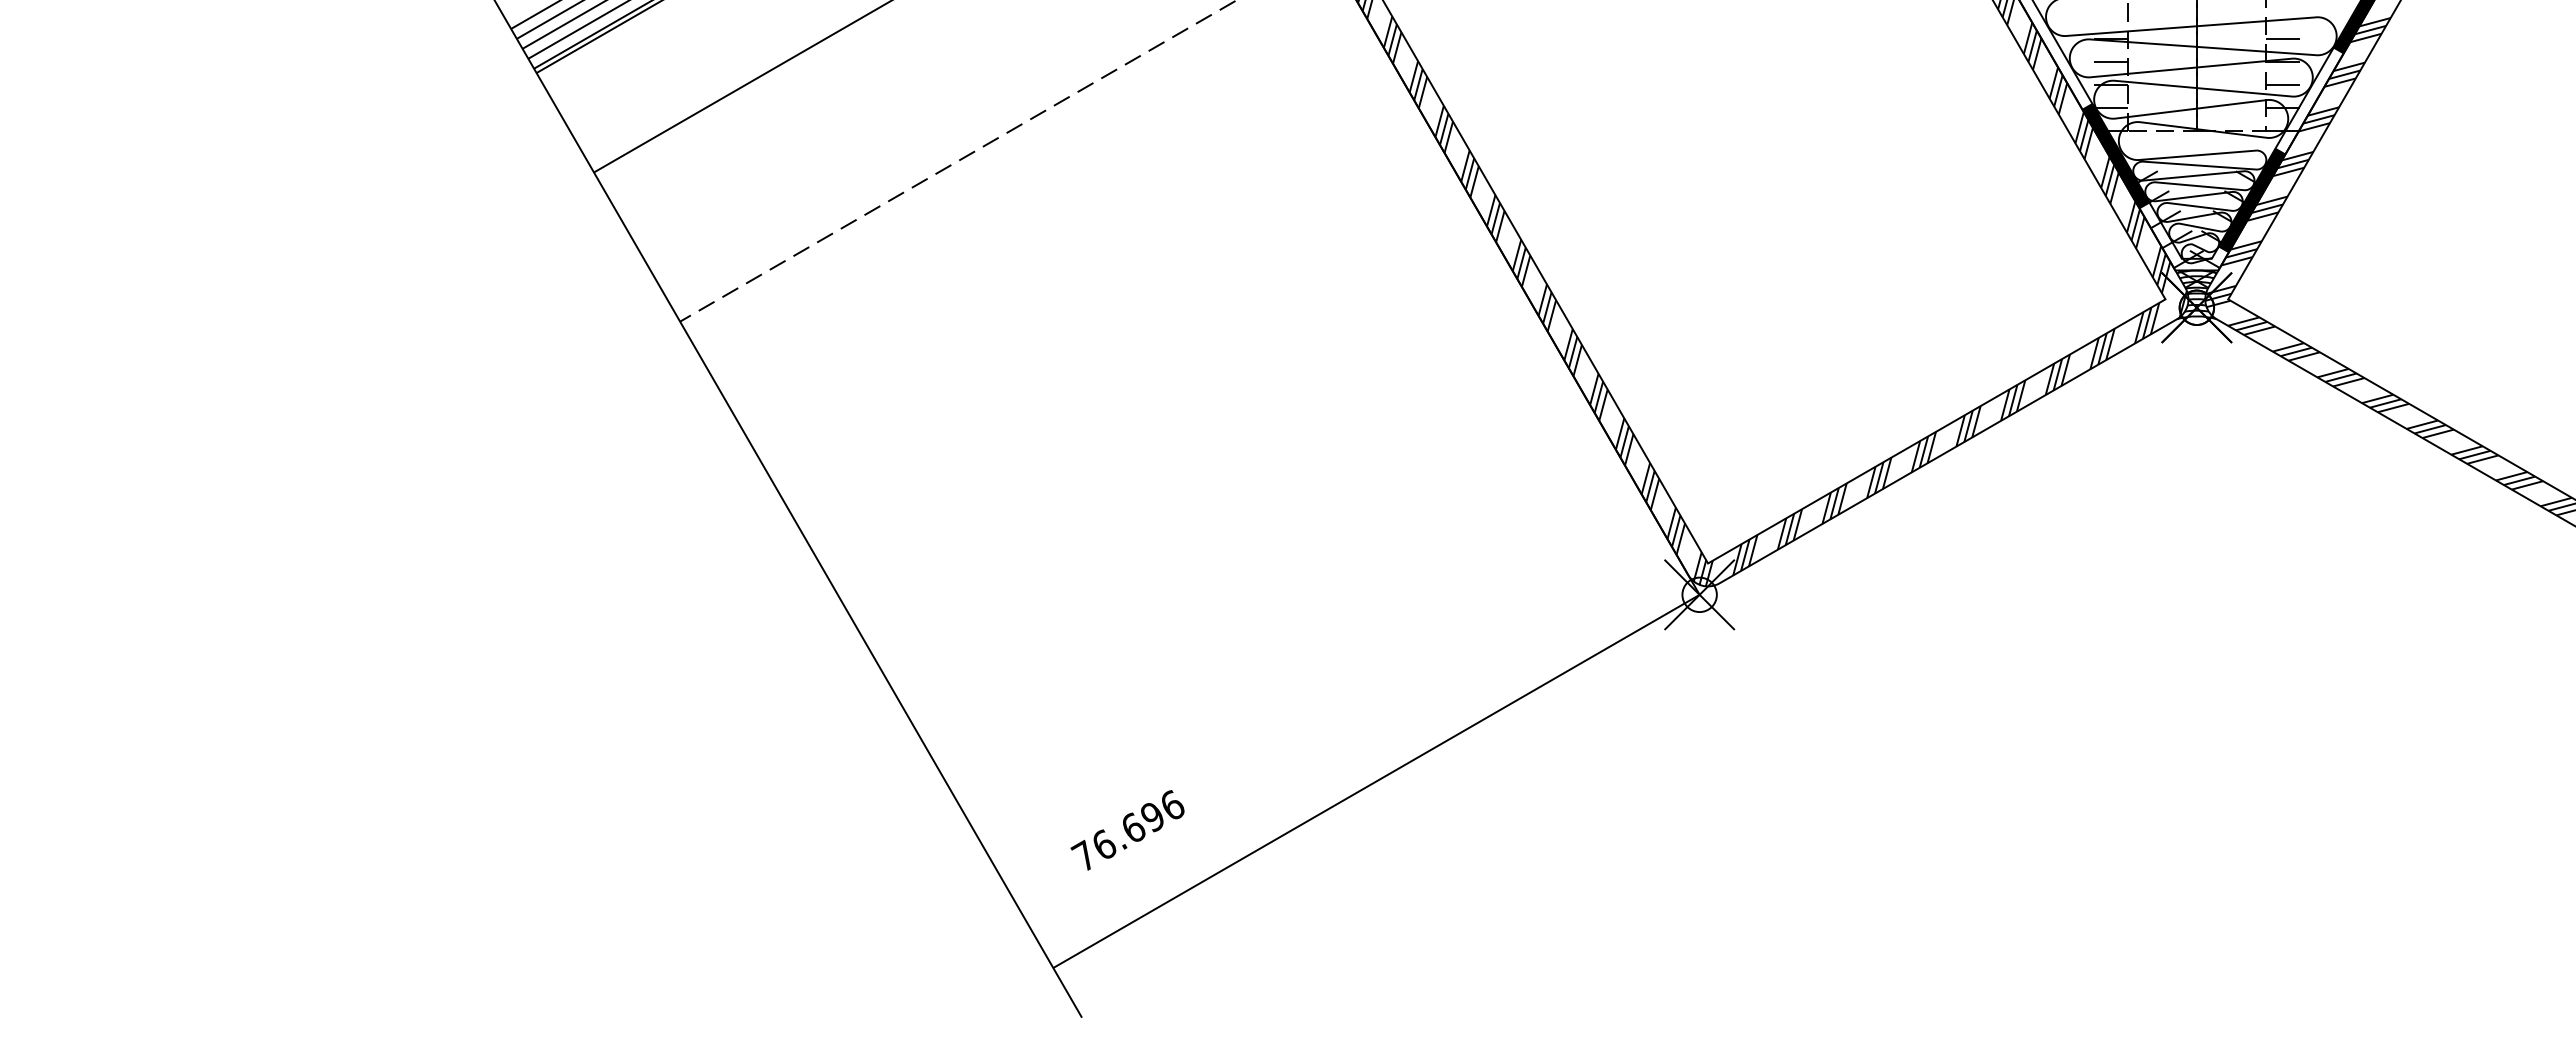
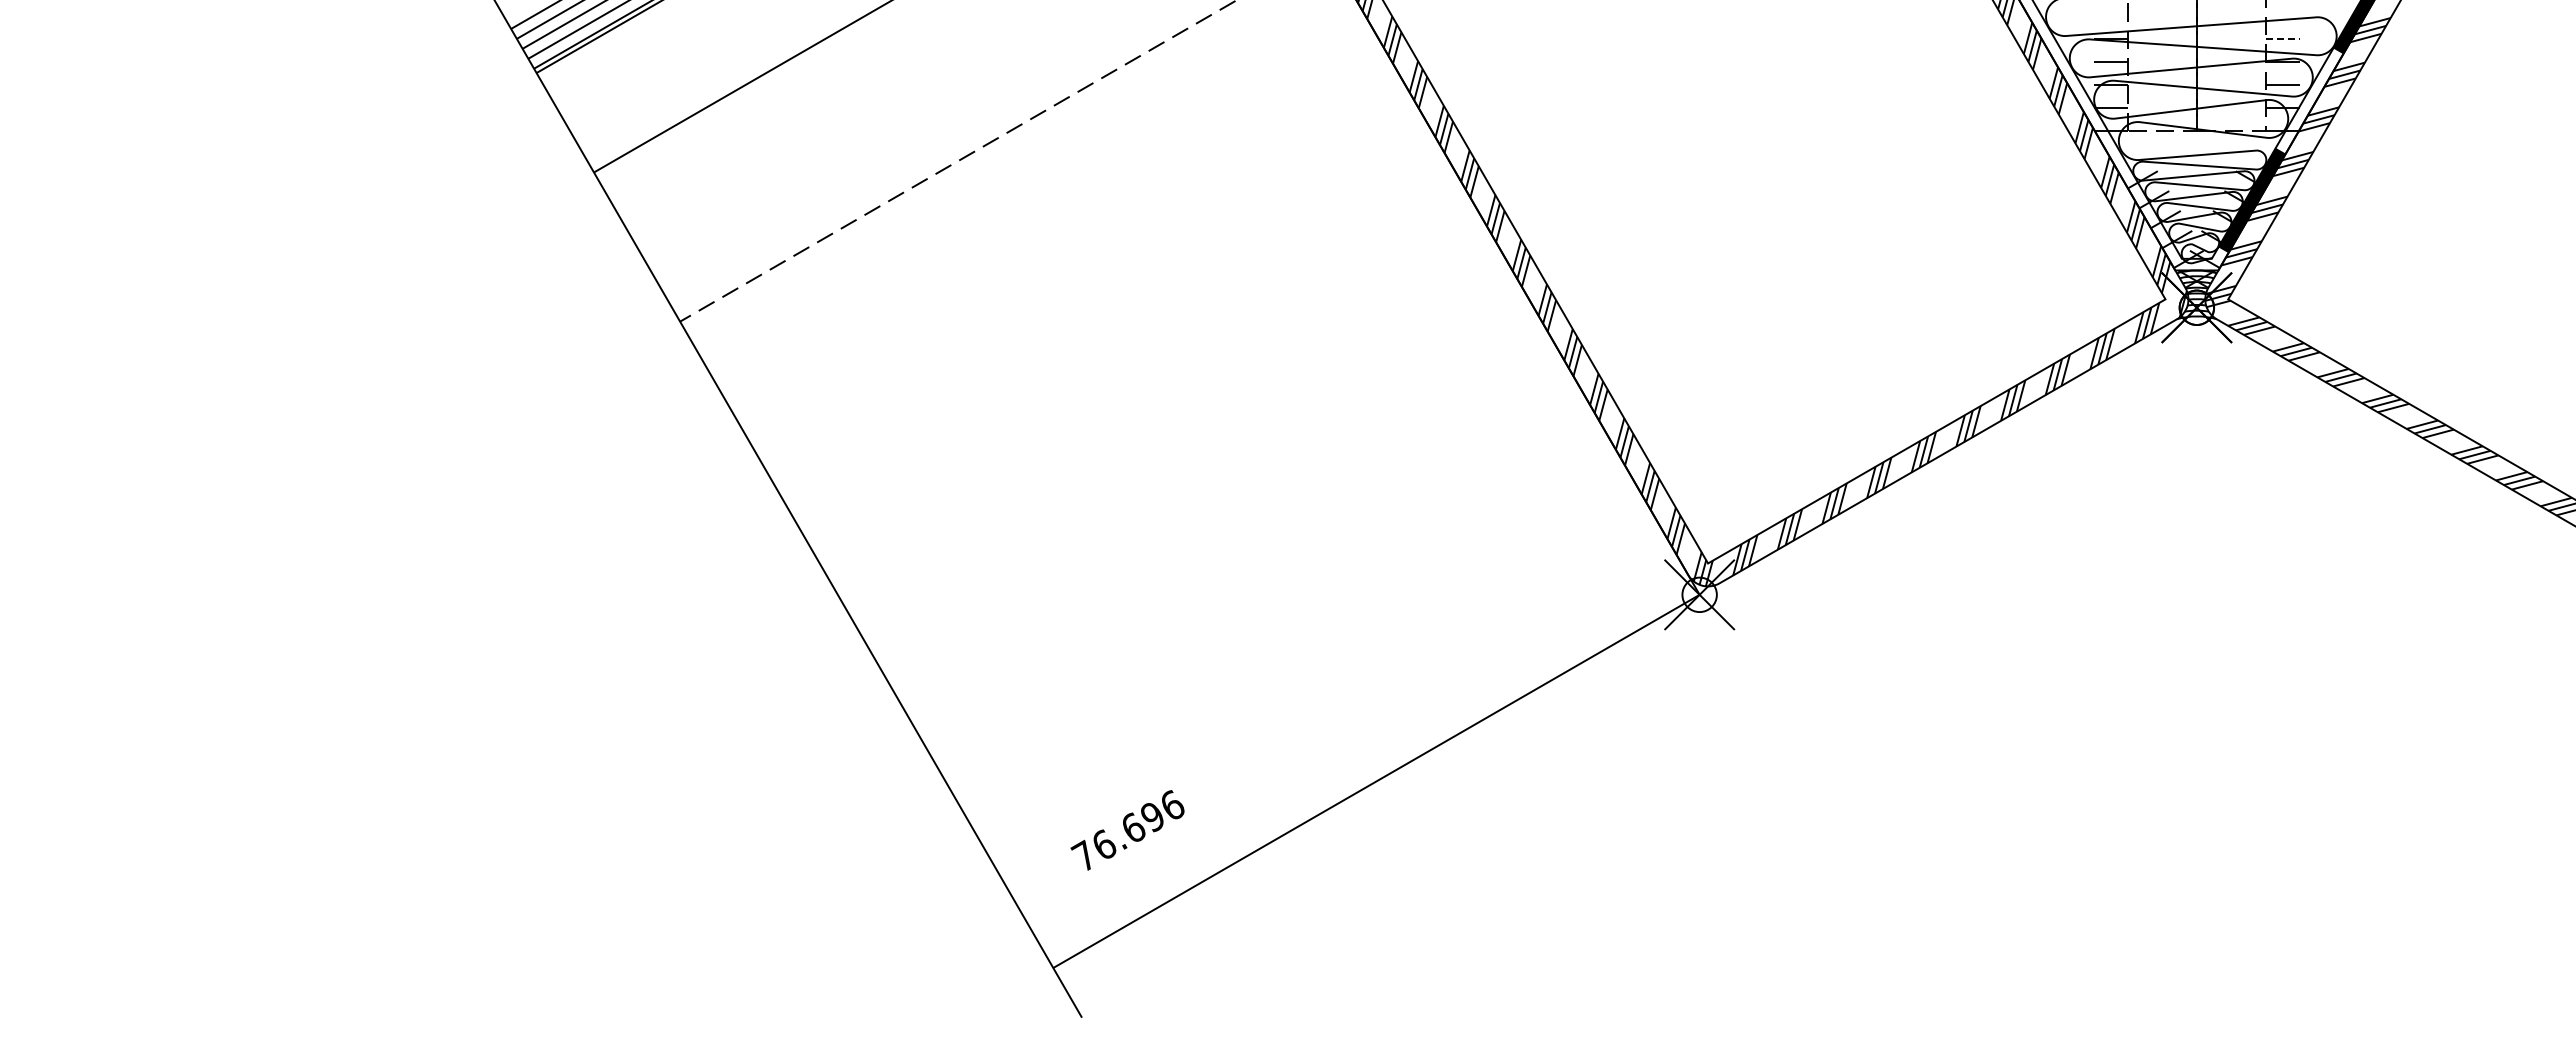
line: solid -> dashed (2283, 39)
fill: present -> none (2115, 155)
